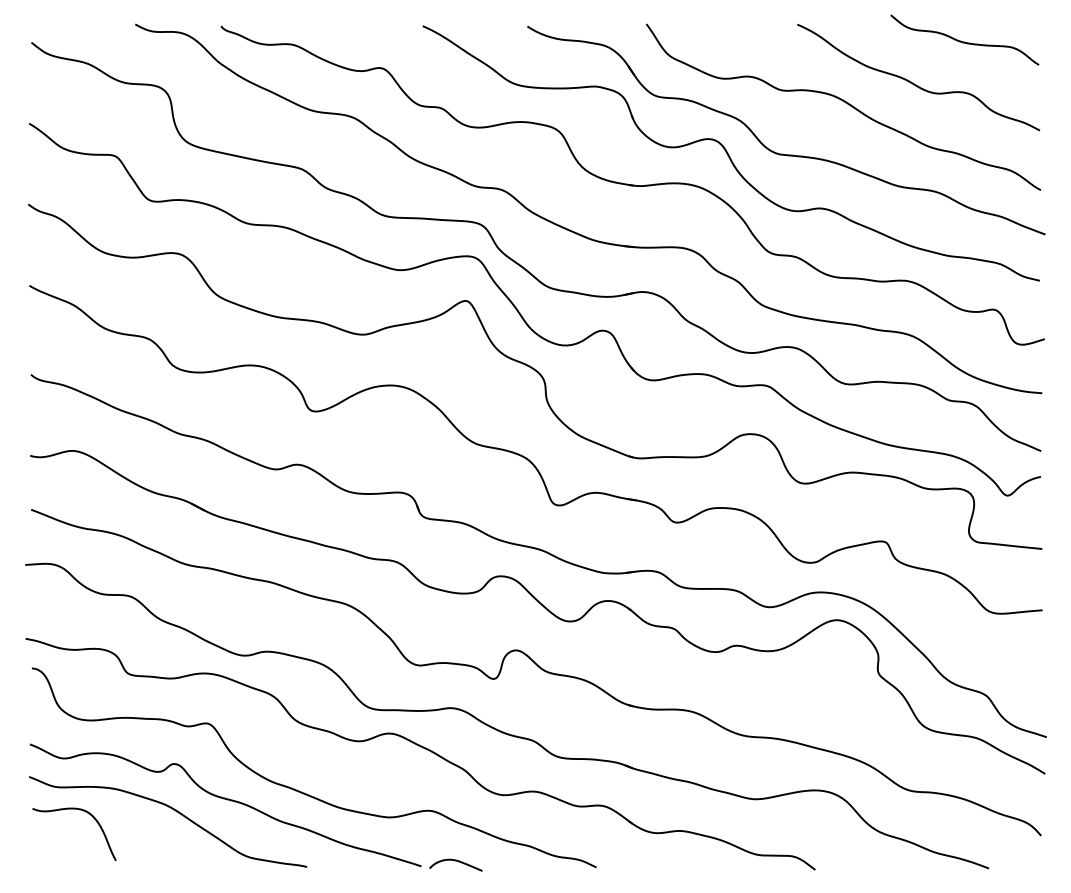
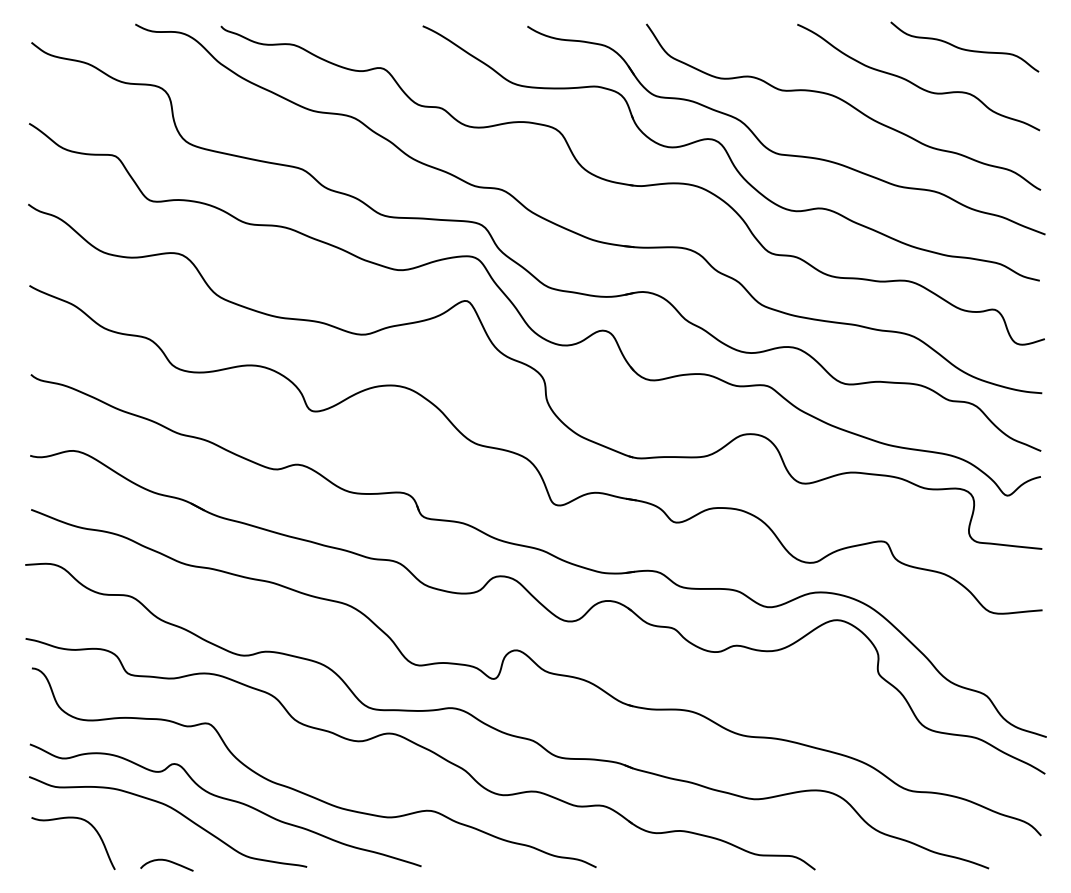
curve position: (964, 41) -> (964, 48) (964, 48)
curve position: (79, 810) -> (78, 819) (78, 819)
curve position: (455, 861) -> (166, 861) (166, 861)
